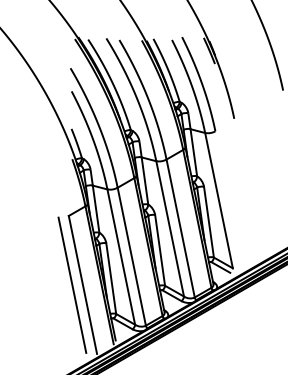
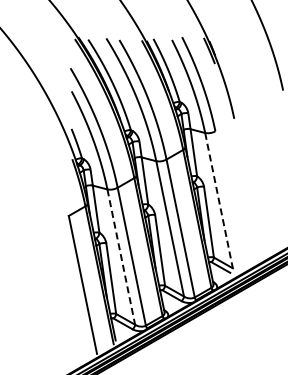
line: solid -> dashed (219, 201)
line: solid -> dashed (121, 257)
line: present -> none (72, 284)
